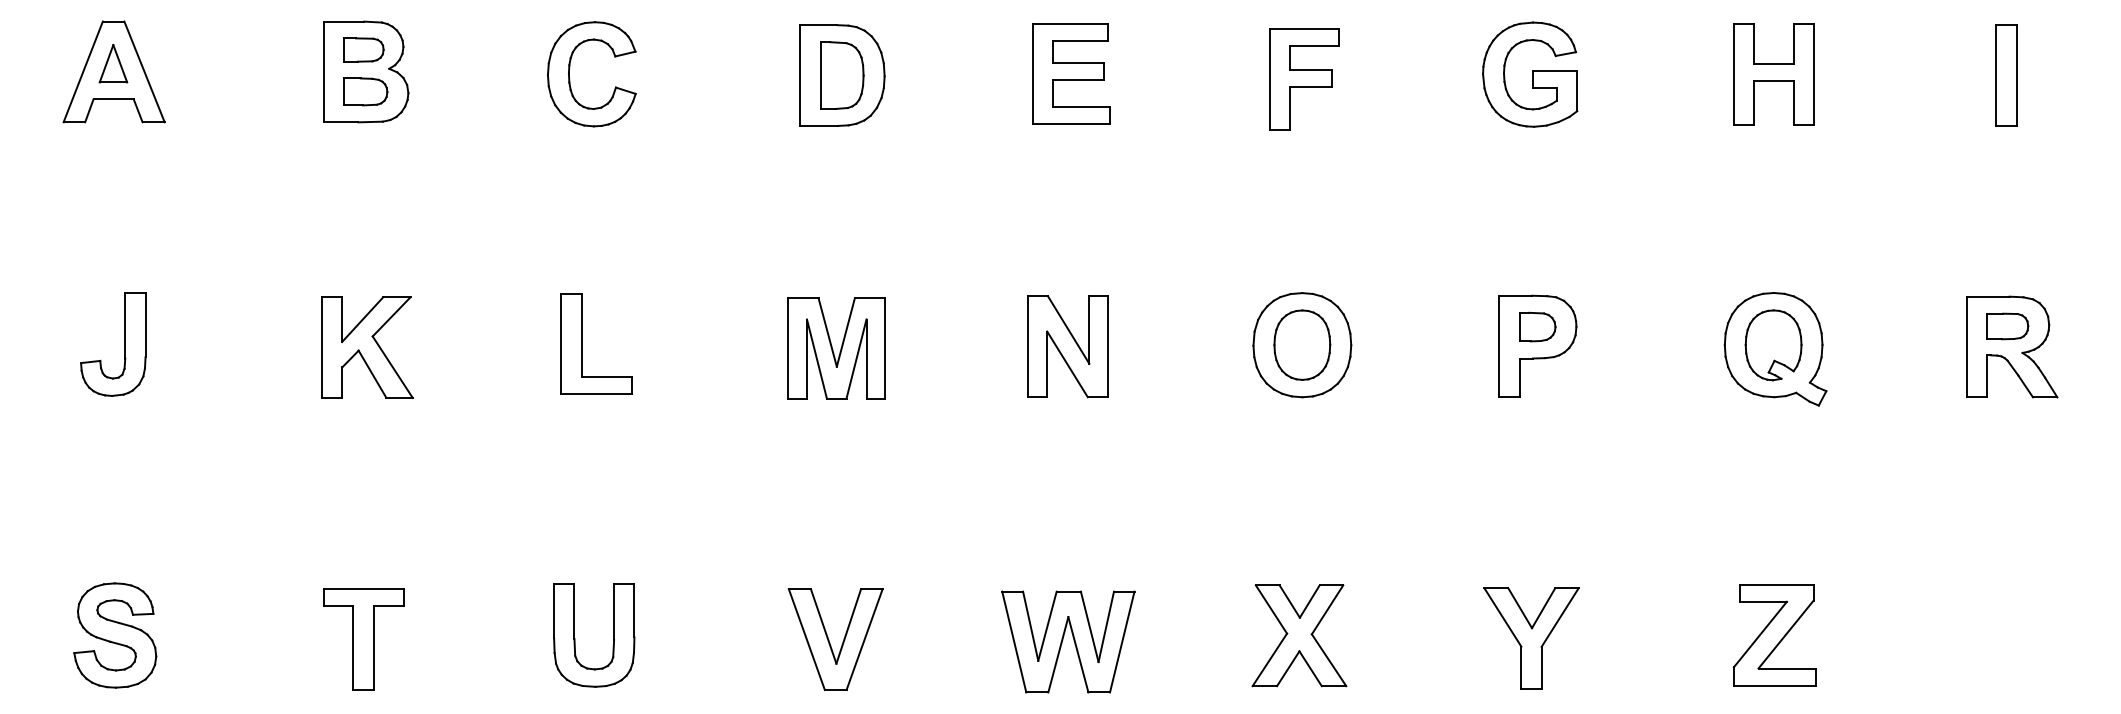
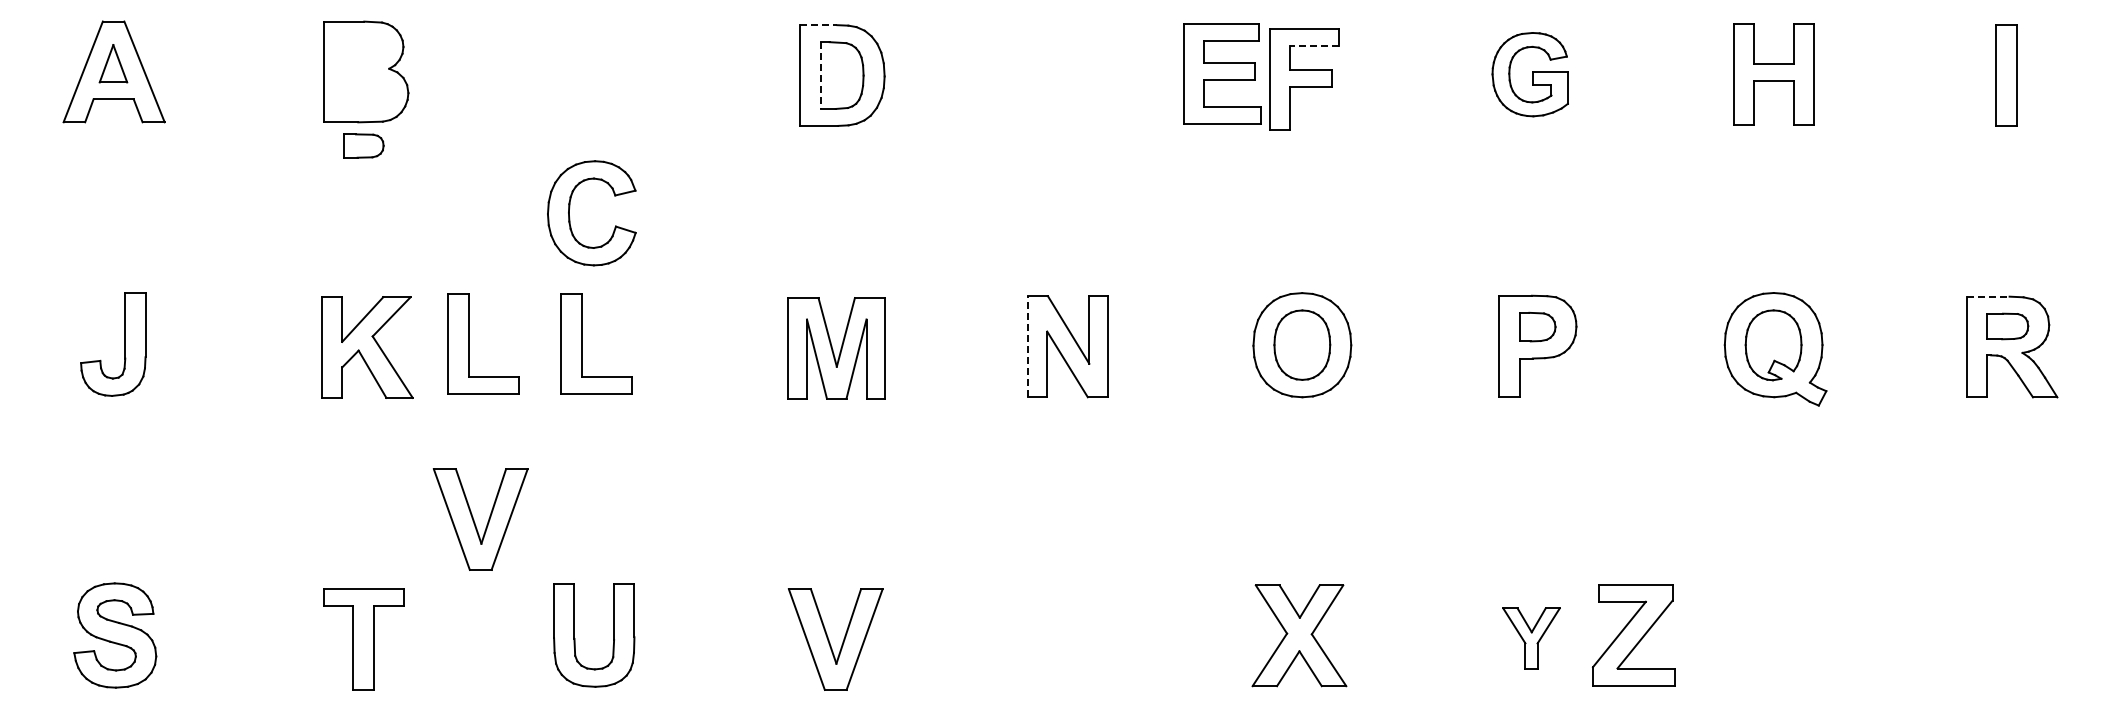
line: solid -> dashed (818, 25)
line: solid -> dashed (1314, 45)
part position: (363, 49) -> (363, 145) (363, 145)
part position: (1071, 73) -> (1222, 73) (1222, 73)
part size: 97x107 px -> 78x86 px (1529, 74)
line: solid -> dashed (820, 76)
part position: (570, 79) -> (570, 218) (570, 218)
part: present -> none (365, 91)
line: solid -> dashed (1988, 296)
part: none -> present (469, 343)
line: solid -> dashed (1028, 346)
part: none -> present (480, 519)
part position: (1774, 635) -> (1633, 635) (1633, 635)
part size: 97x103 px -> 59x63 px (1531, 638)
part: present -> none (1068, 641)
